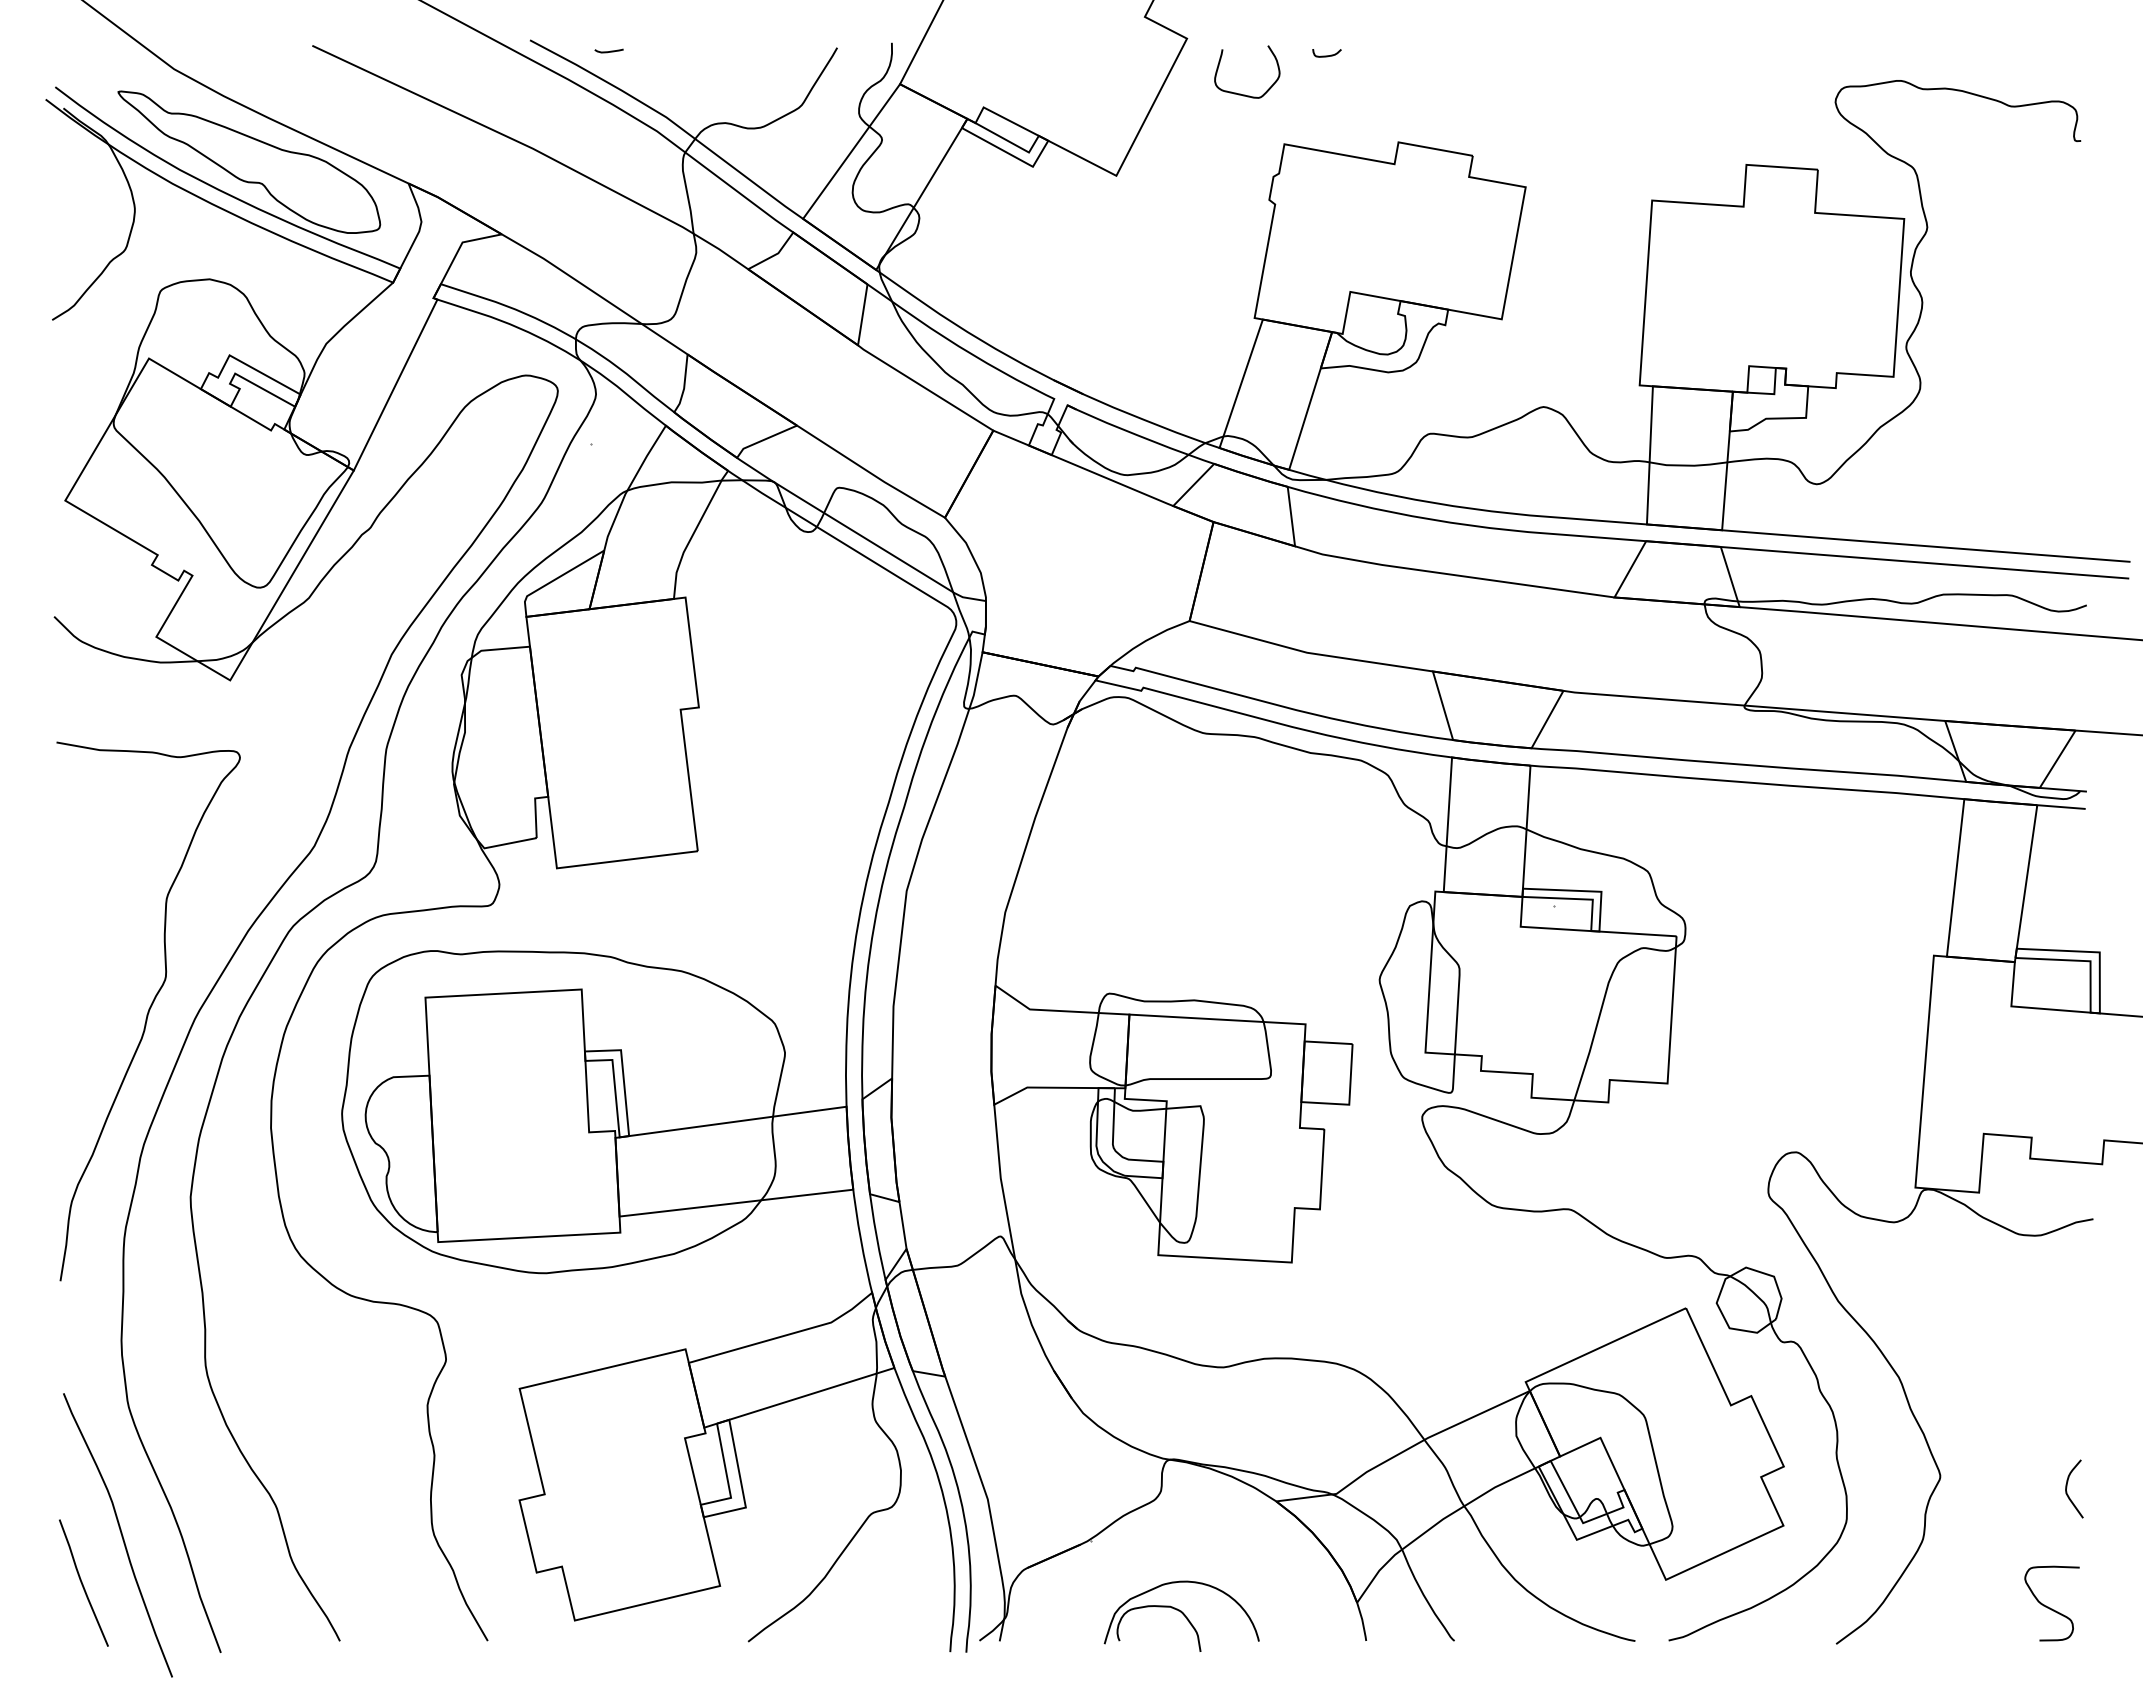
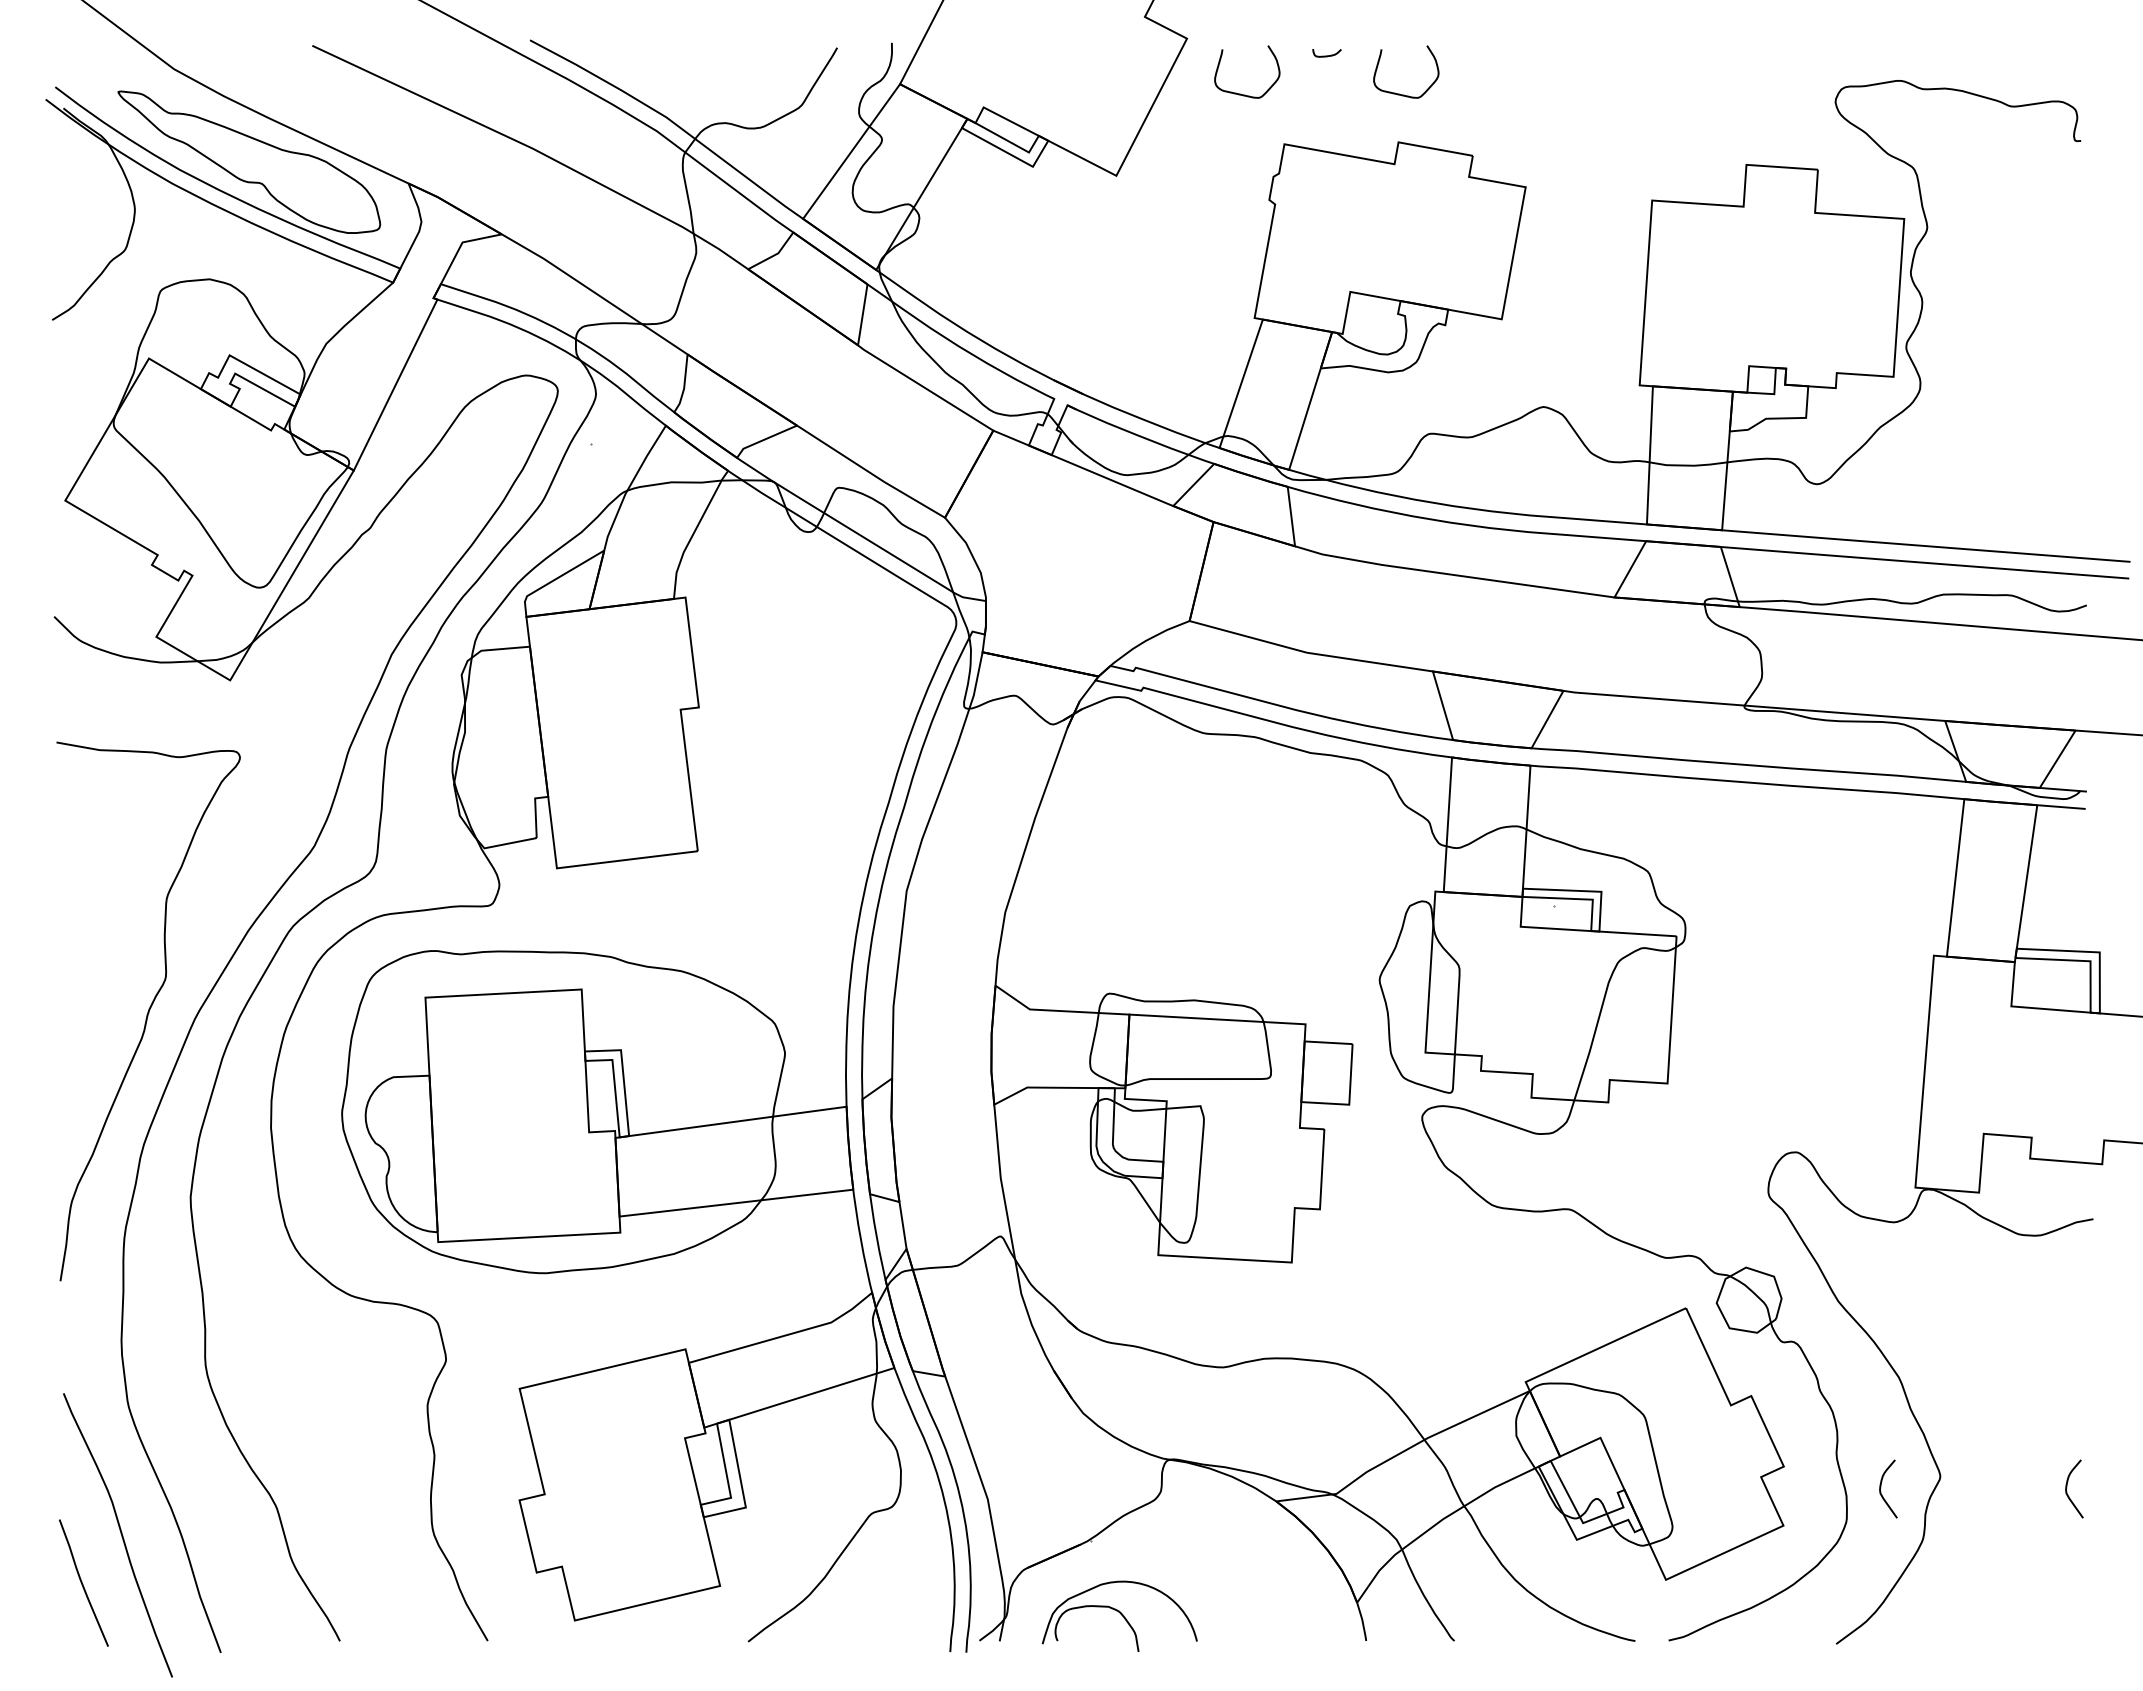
curve: present -> none (608, 51)
curve: none -> present (1399, 93)
curve: none -> present (1881, 1487)
curve: present -> none (2050, 1607)
part position: (1181, 1615) -> (1119, 1615) (1119, 1615)
